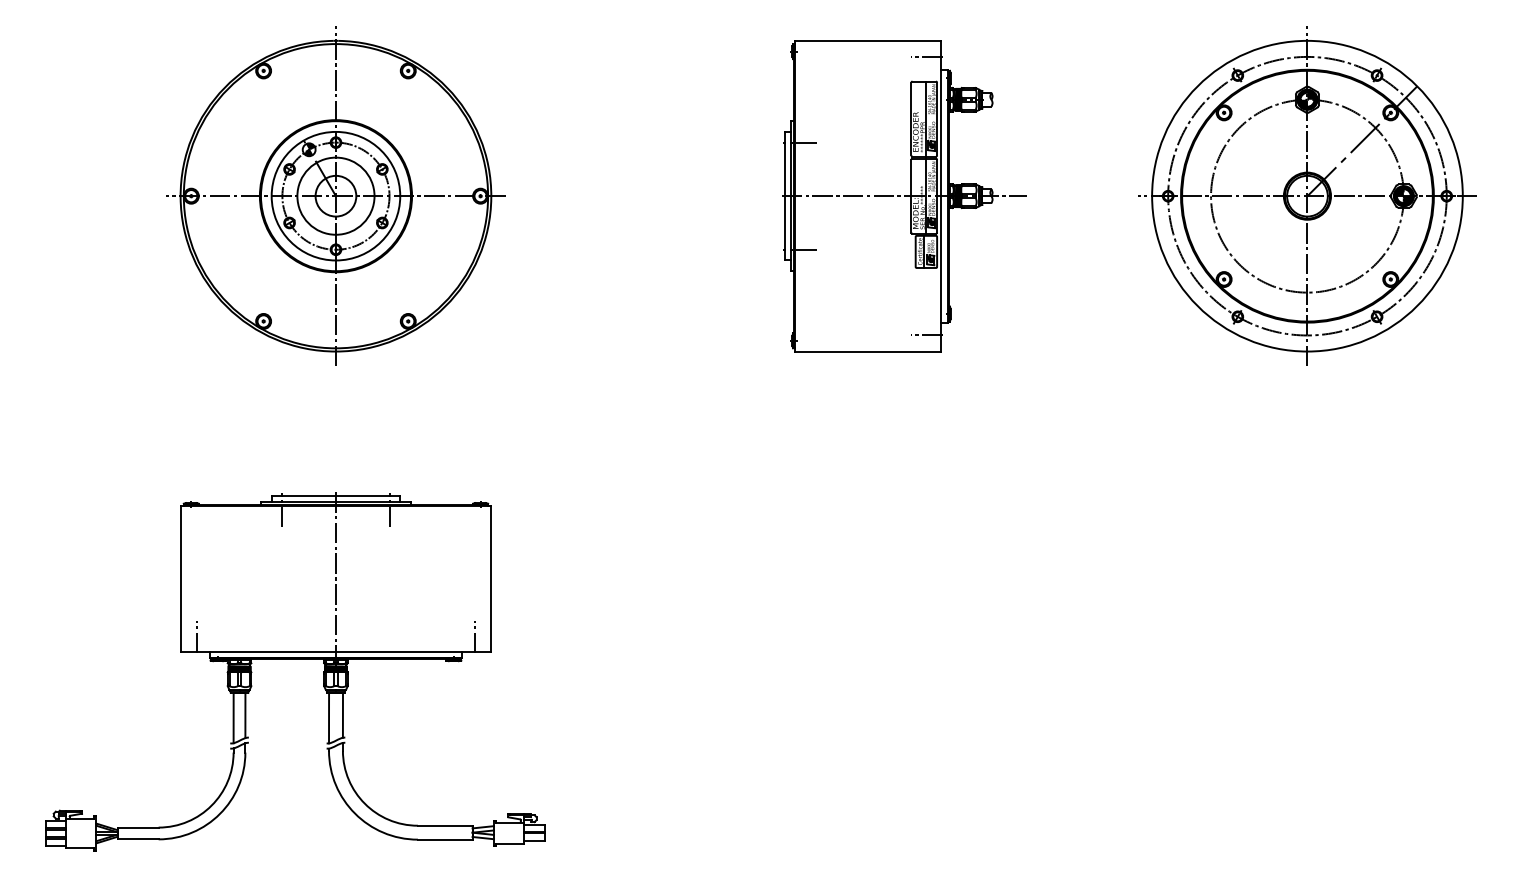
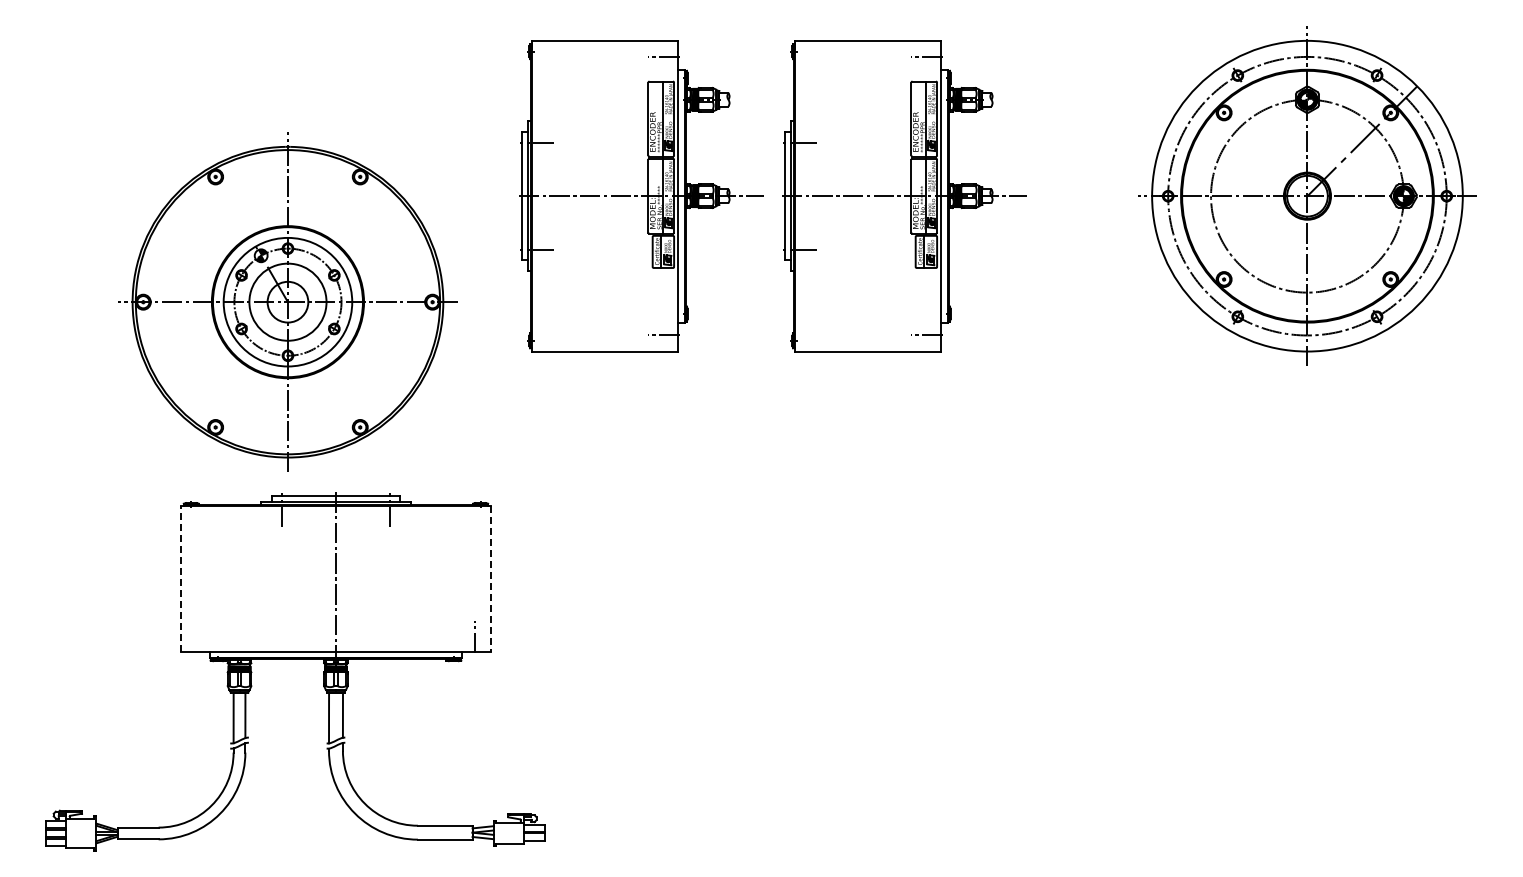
part position: (335, 195) -> (287, 301) (287, 301)
part: none -> present (641, 196)
line: solid -> dashed (180, 578)
line: solid -> dashed (491, 579)
line: present -> none (196, 637)
